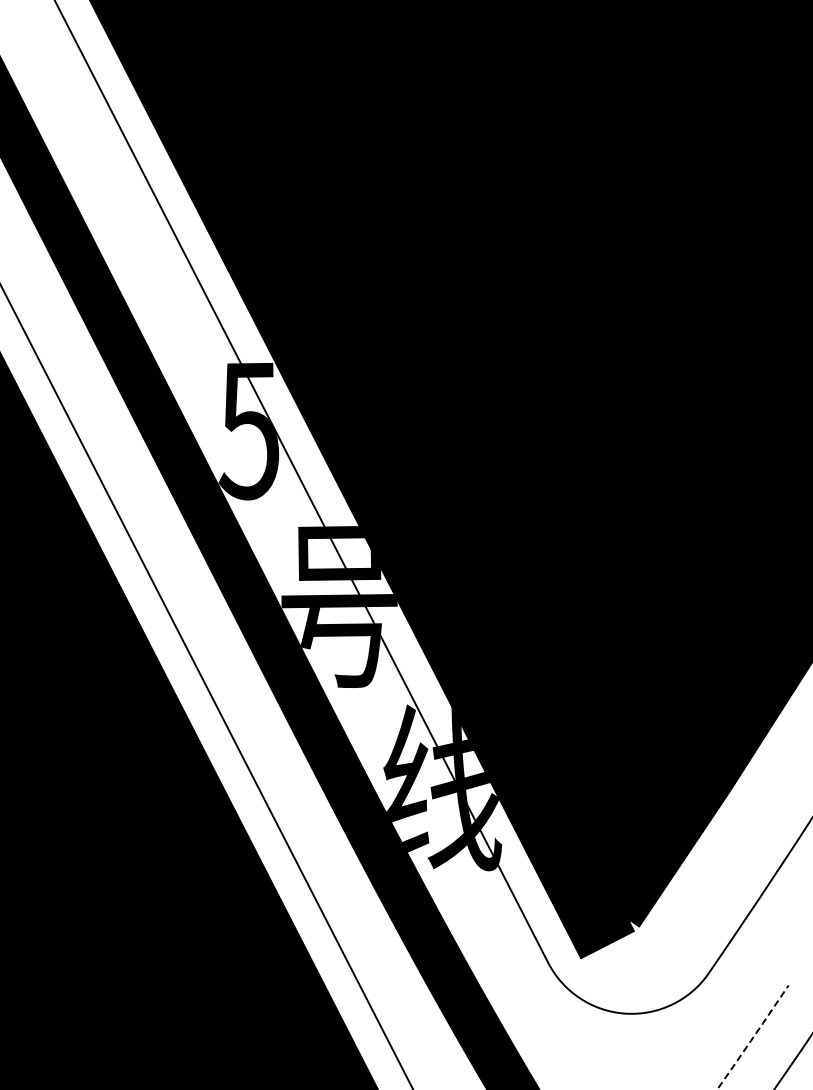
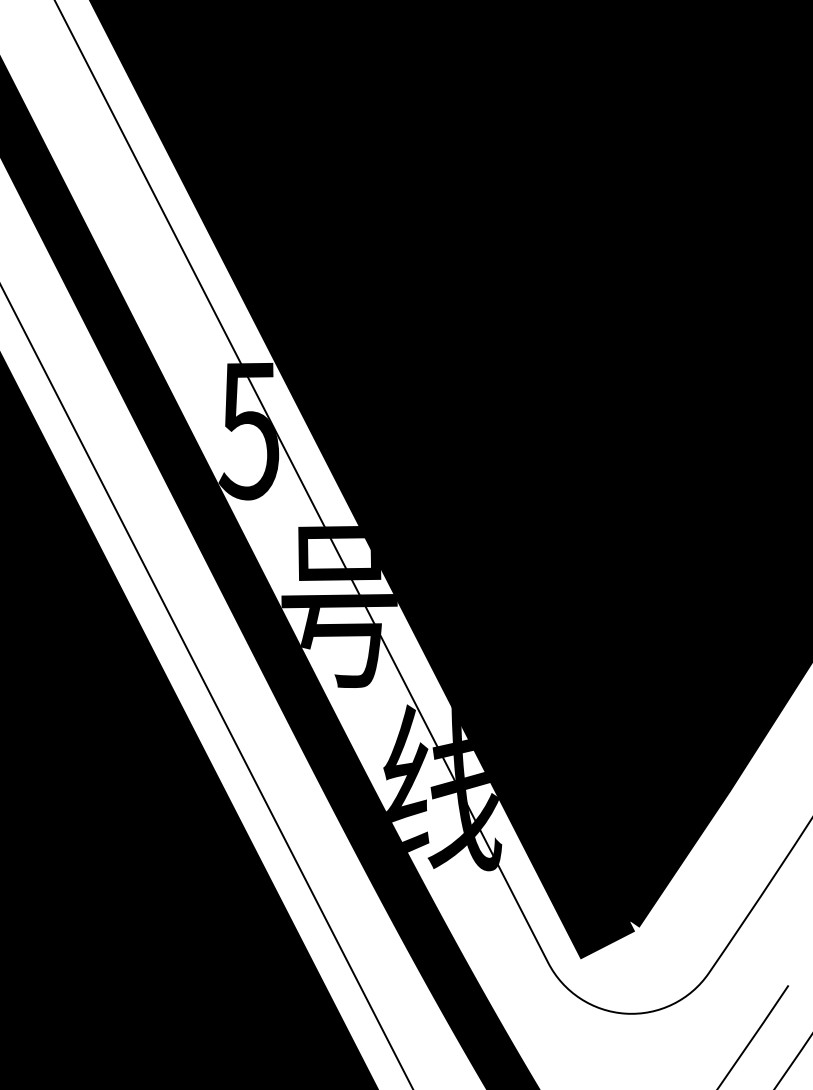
line: dashed -> solid (753, 1037)
